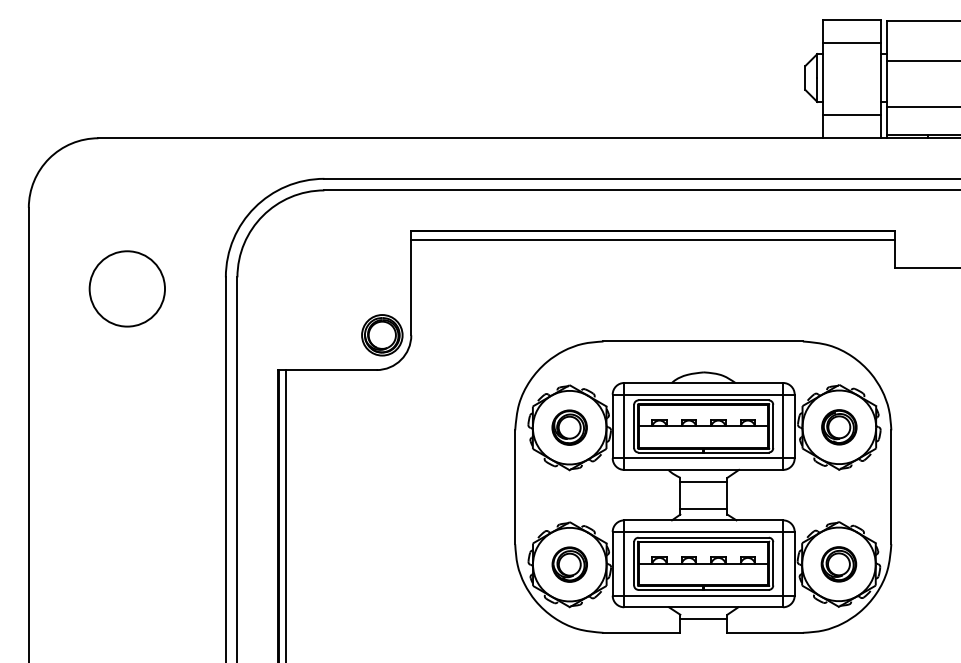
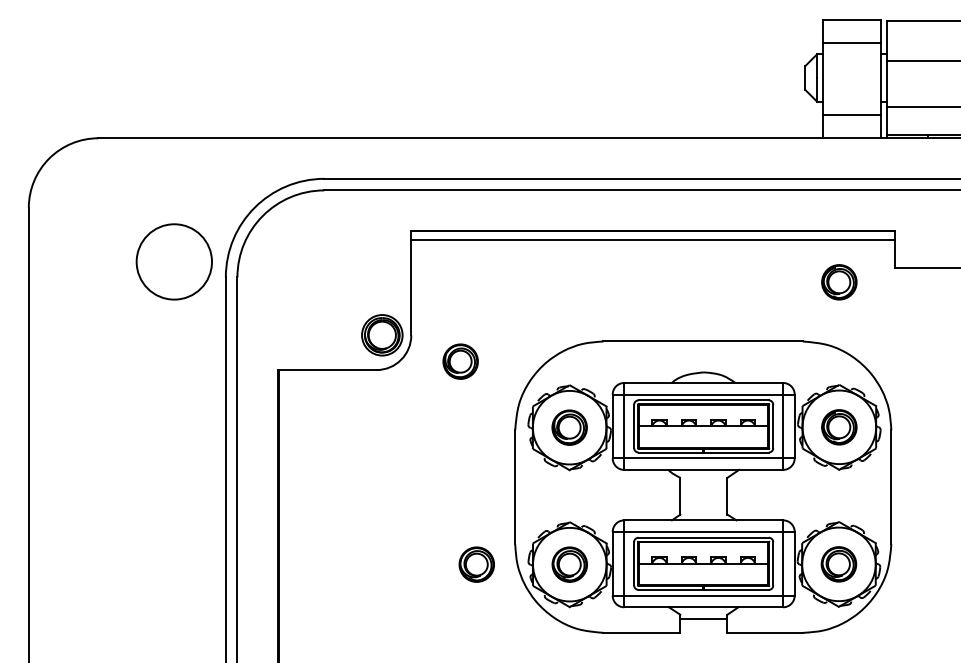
part: none -> present (839, 282)
circle position: (126, 288) -> (173, 261) (173, 261)
part: none -> present (460, 361)
line: present -> none (703, 481)
line: present -> none (703, 508)
line: present -> none (285, 514)
part: none -> present (476, 564)
